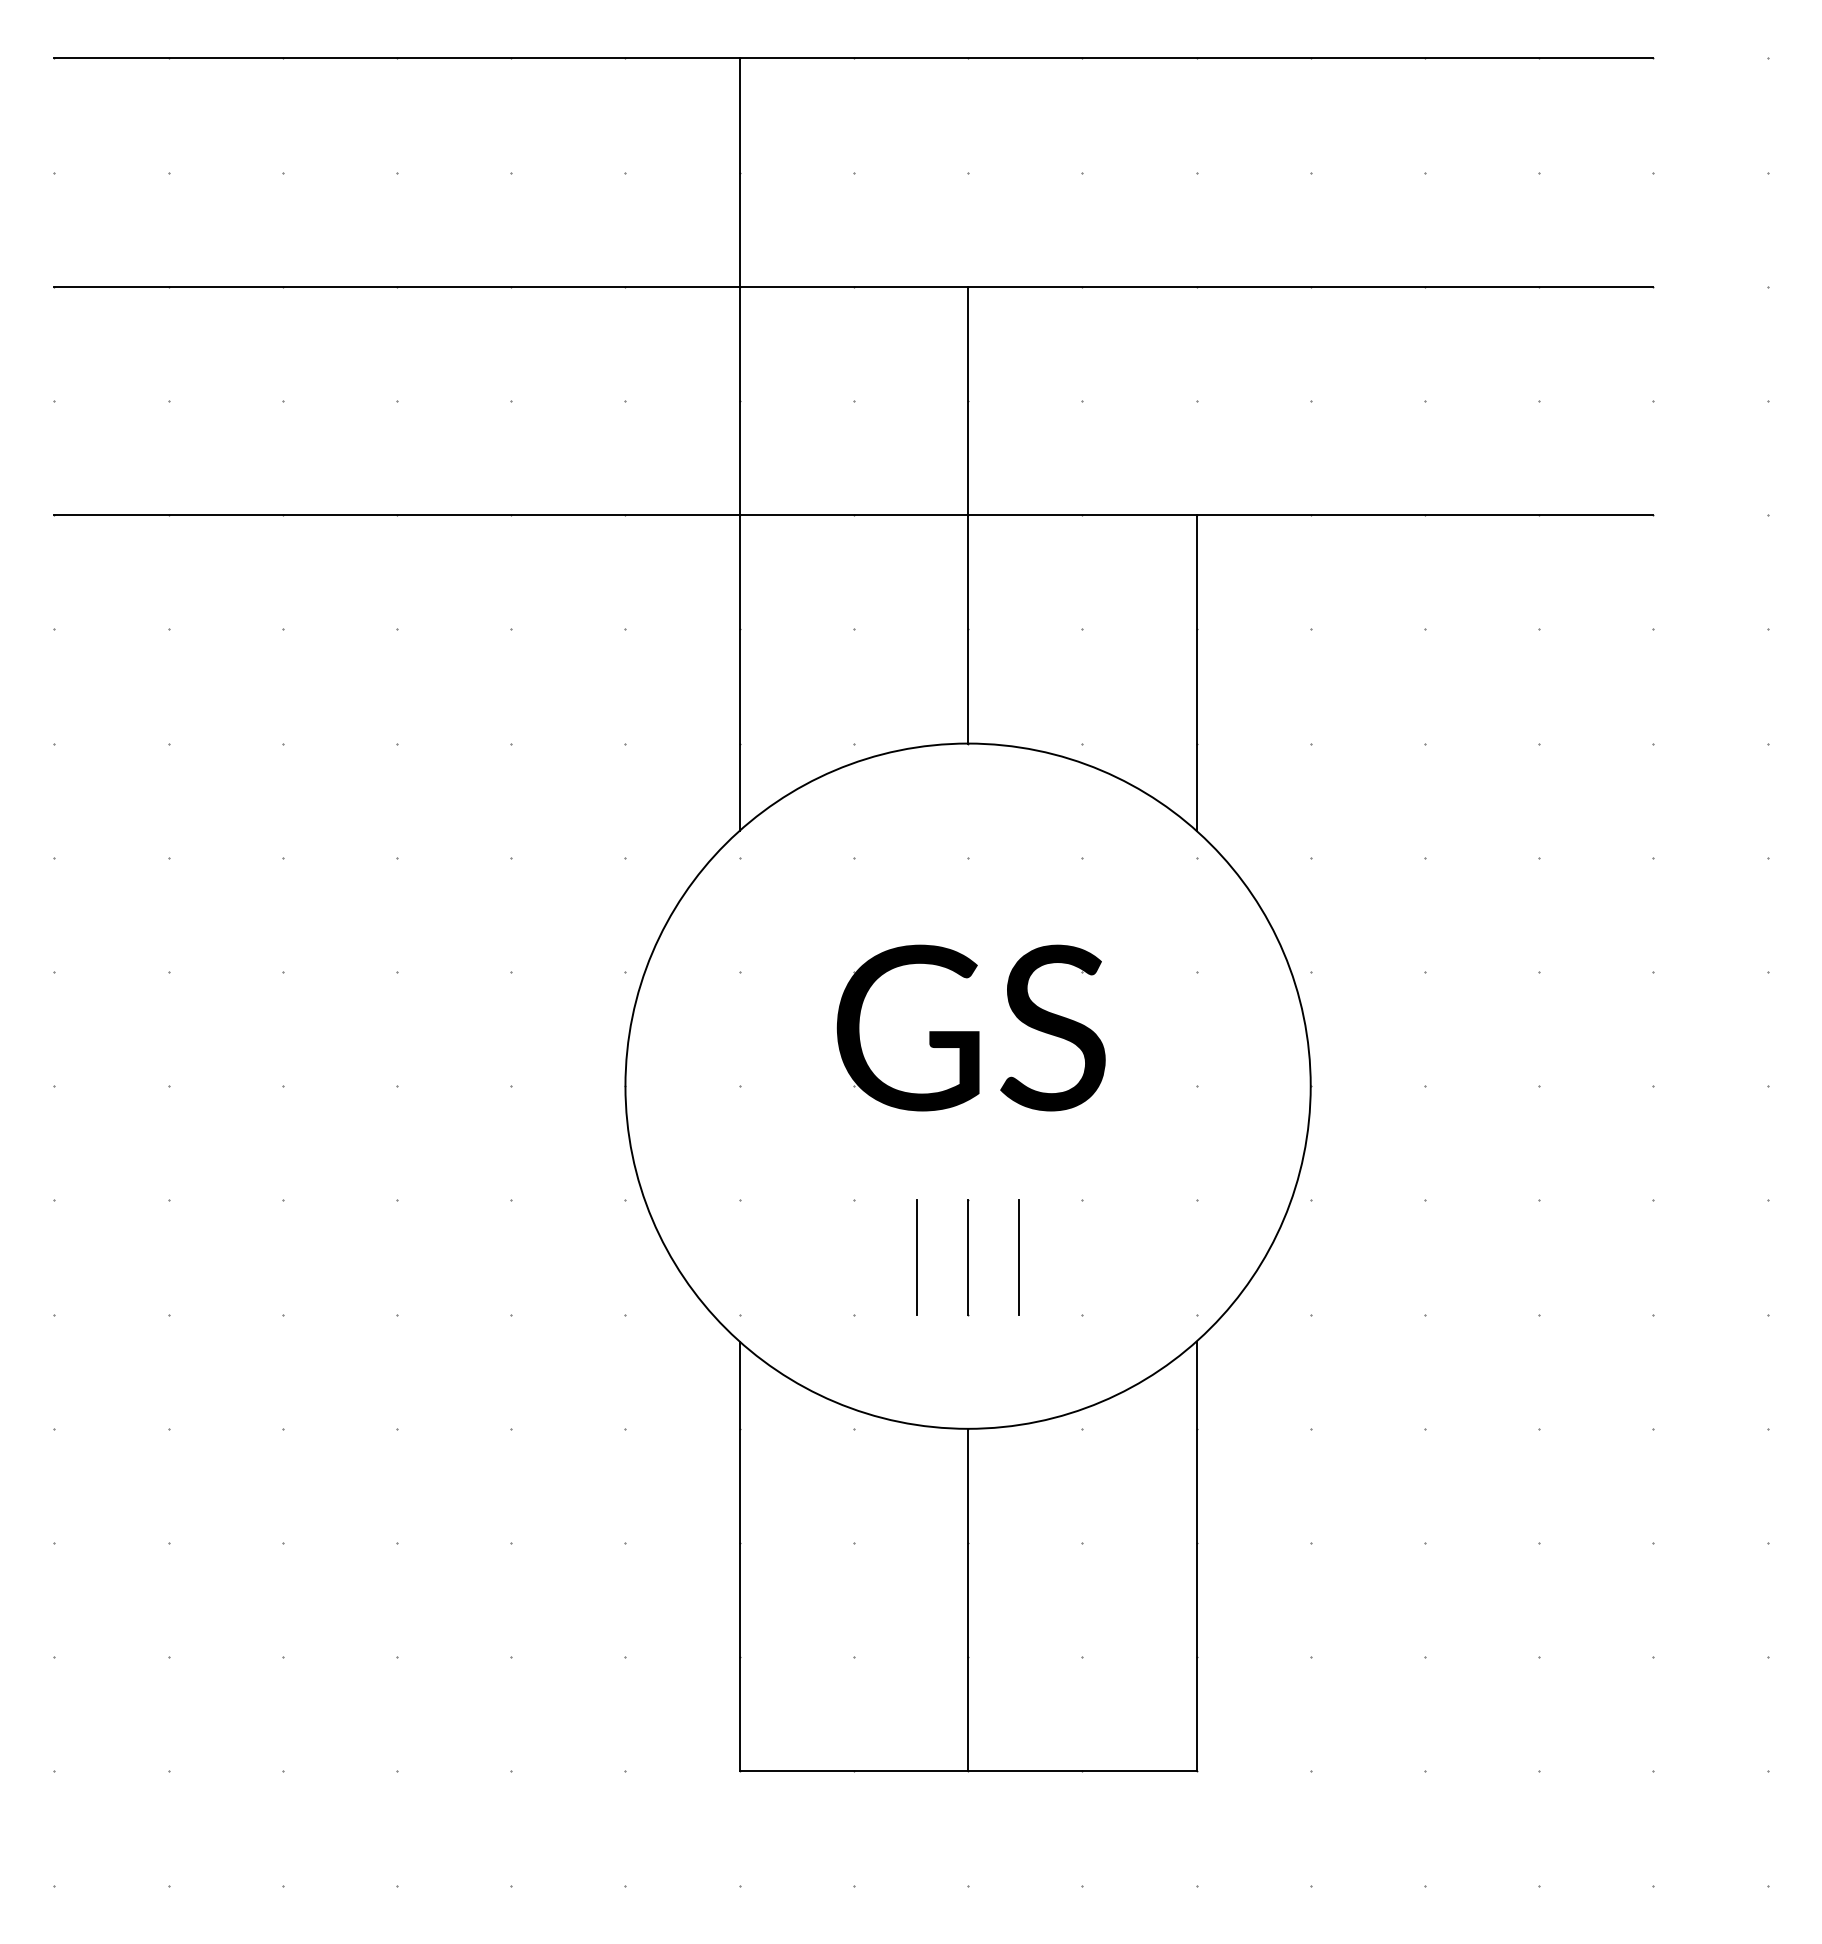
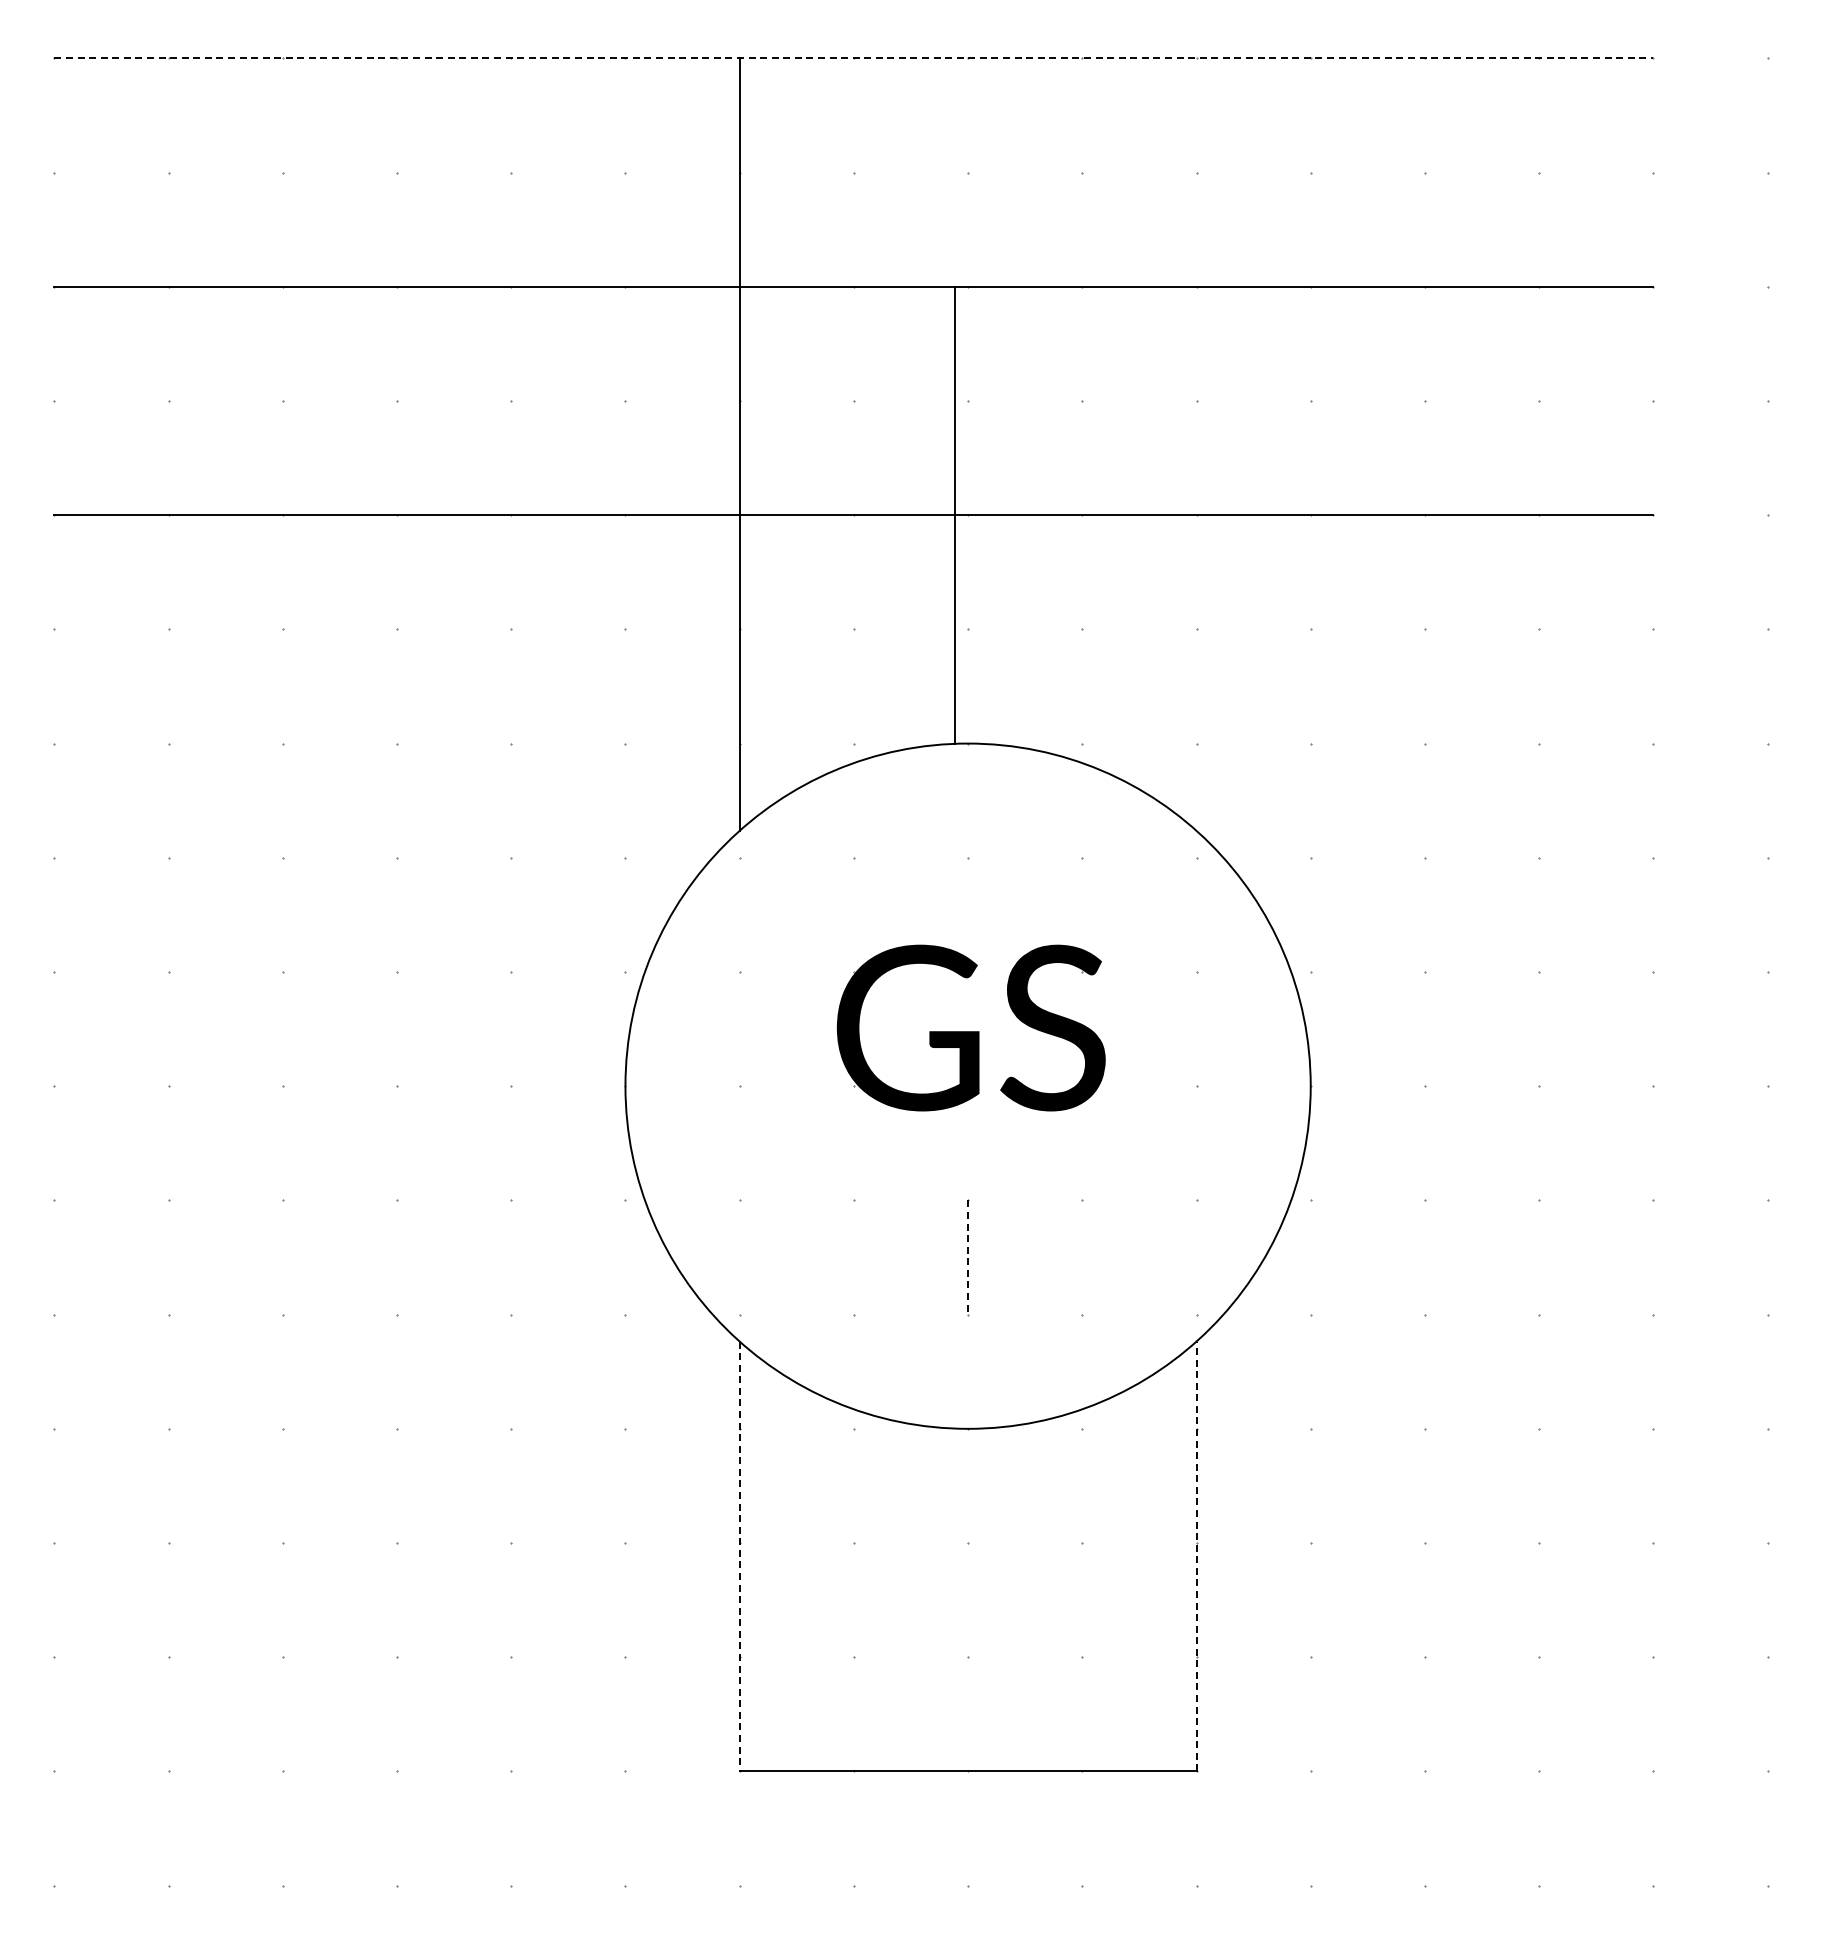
line: solid -> dashed (854, 58)
line position: (968, 514) -> (955, 514) (955, 514)
line: present -> none (1196, 672)
line: present -> none (916, 1257)
line: present -> none (1019, 1257)
line: solid -> dashed (968, 1258)
line: solid -> dashed (739, 1556)
line: solid -> dashed (1196, 1556)
line: present -> none (968, 1599)
